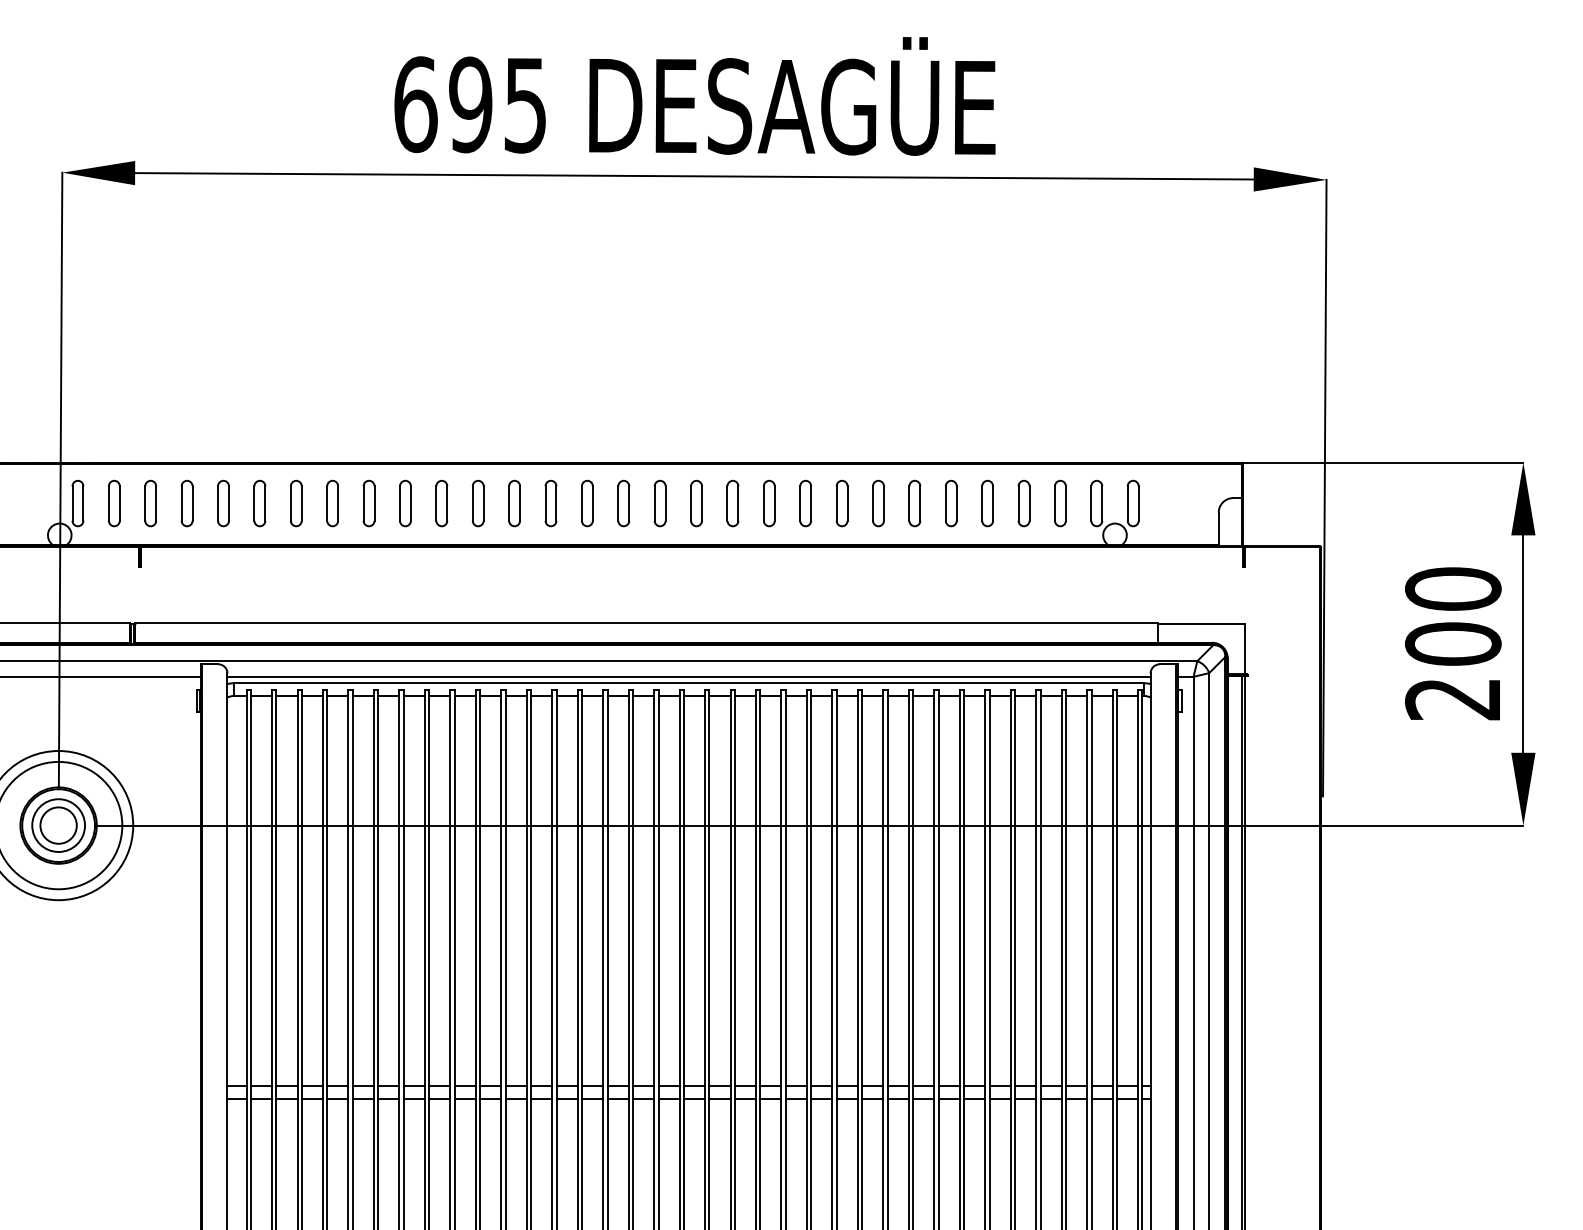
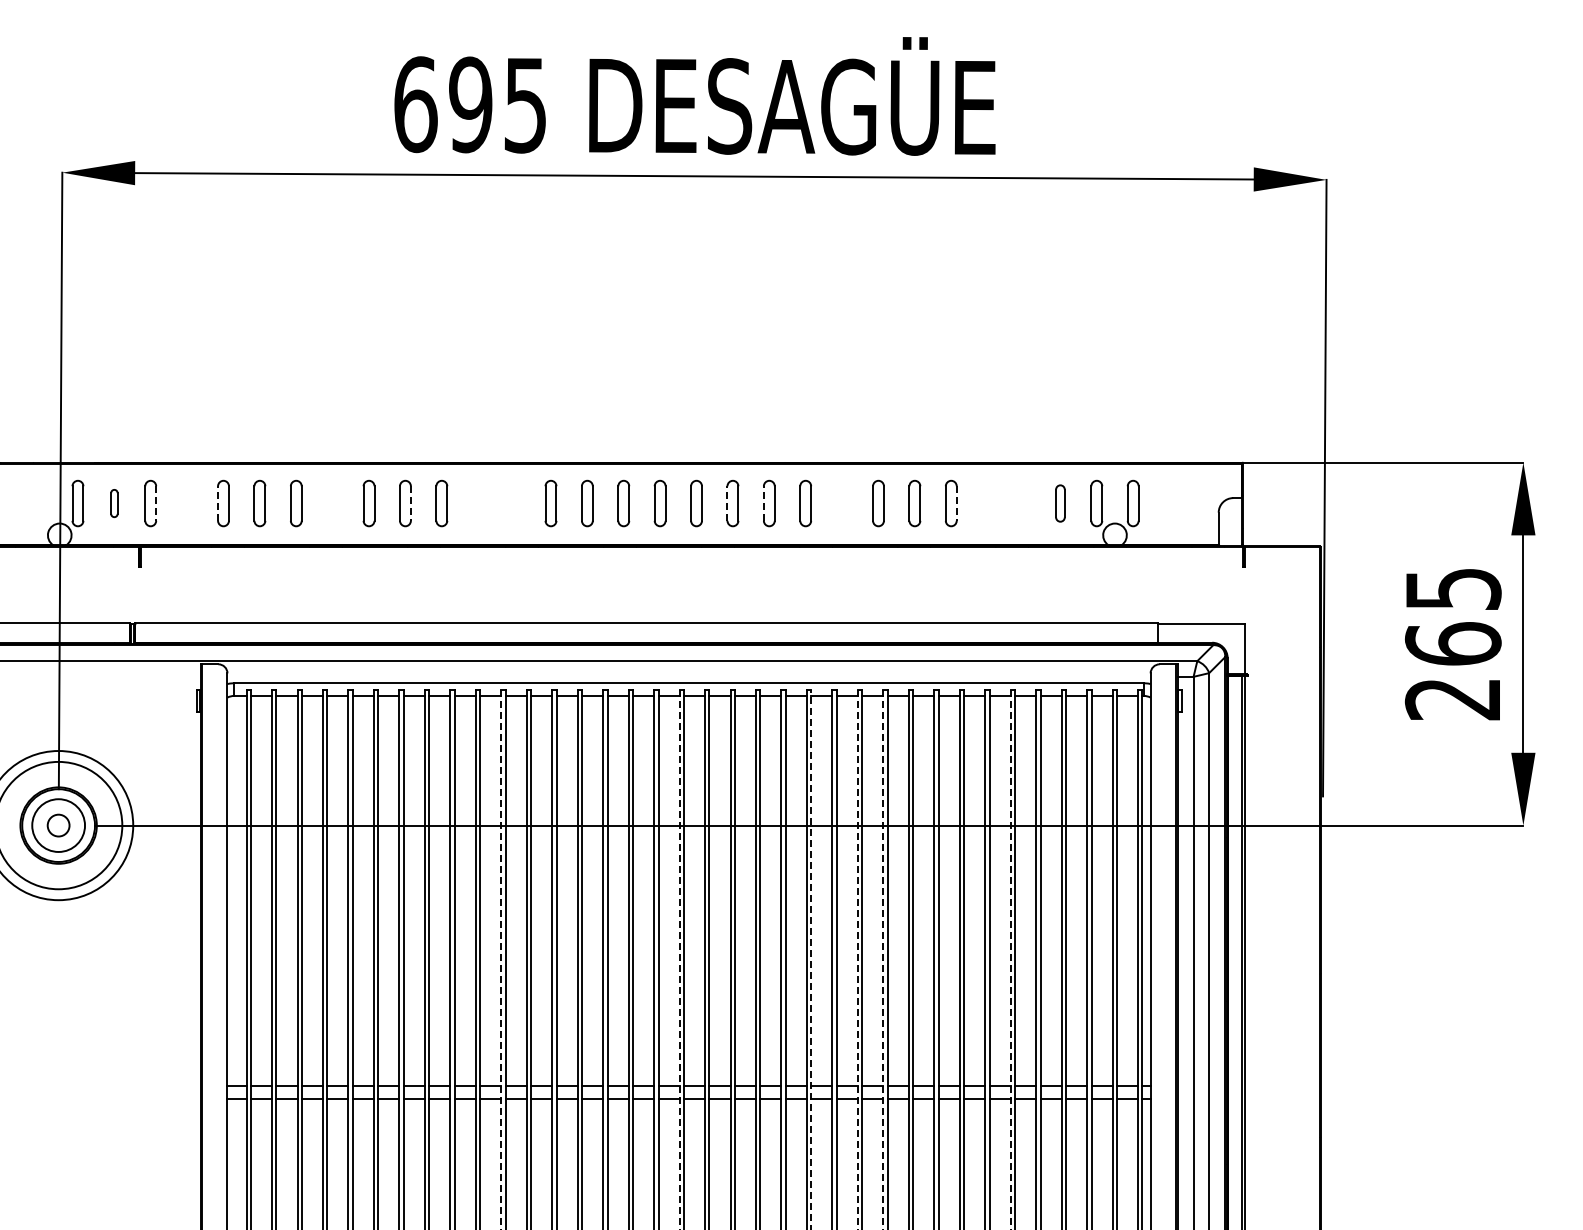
part size: 13x49 px -> 9x29 px (114, 503)
part: present -> none (186, 503)
line: solid -> dashed (218, 503)
part: present -> none (332, 503)
part: present -> none (477, 503)
part: present -> none (514, 503)
line: solid -> dashed (727, 503)
line: solid -> dashed (763, 503)
part: present -> none (841, 503)
part: present -> none (987, 503)
part: present -> none (1023, 503)
part size: 13x49 px -> 11x39 px (1060, 503)
line: solid -> dashed (156, 504)
line: solid -> dashed (410, 504)
line: solid -> dashed (956, 504)
text: 200 -> 265 (1452, 616)
line: present -> none (101, 676)
line: present -> none (688, 676)
circle diameter: 36 px -> 22 px (58, 825)
line: solid -> dashed (501, 959)
line: solid -> dashed (679, 959)
line: solid -> dashed (811, 959)
line: solid -> dashed (857, 959)
line: solid -> dashed (883, 959)
line: solid -> dashed (1010, 959)
